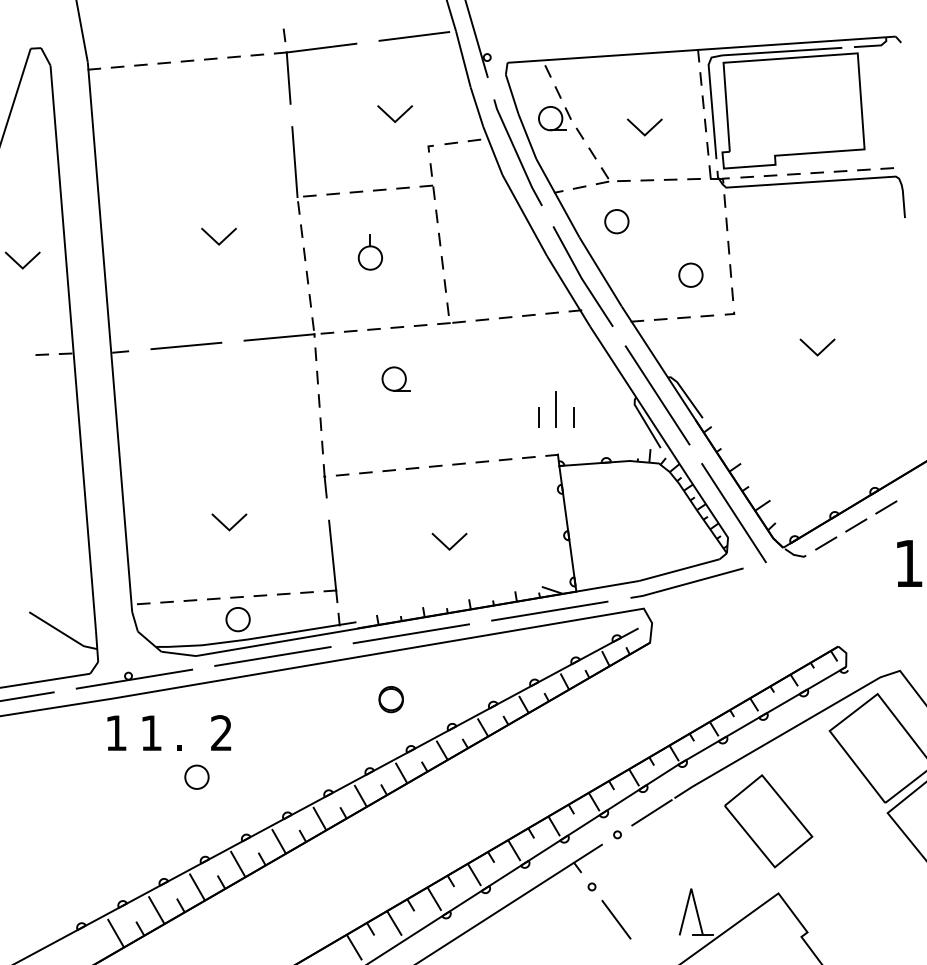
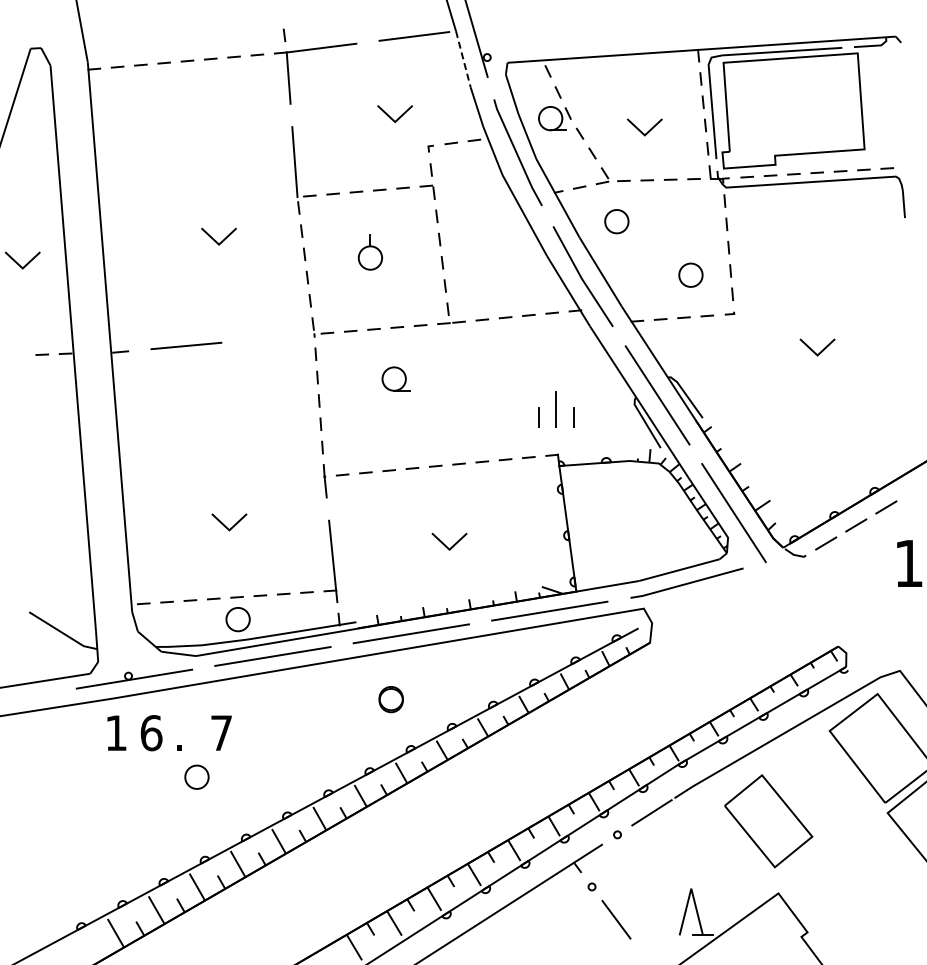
line: solid -> dashed (463, 59)
line: present -> none (279, 337)
line: present -> none (27, 696)
text: 2 -> 7 (221, 732)
text: 1 -> 6 (151, 733)
